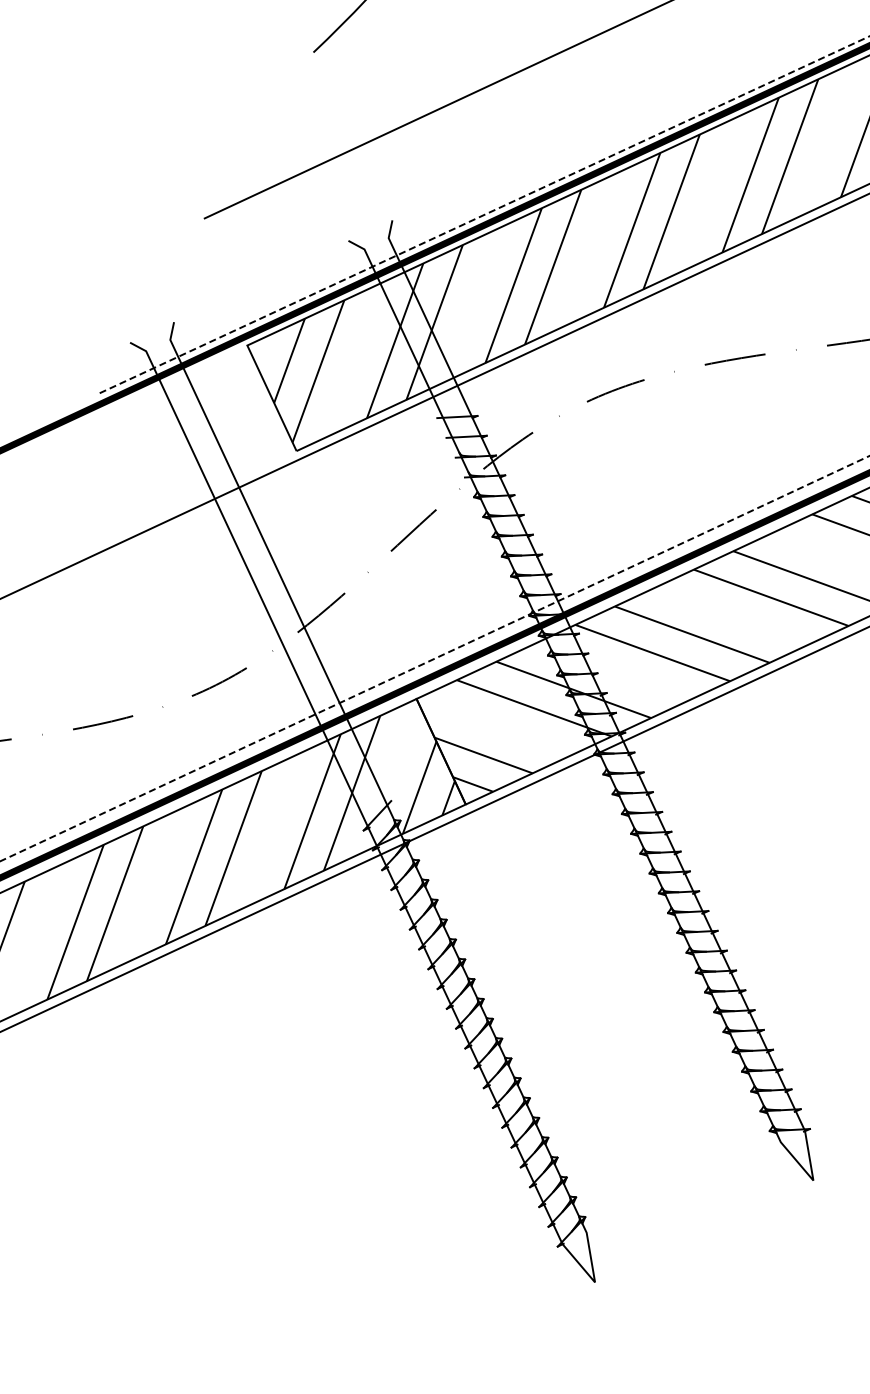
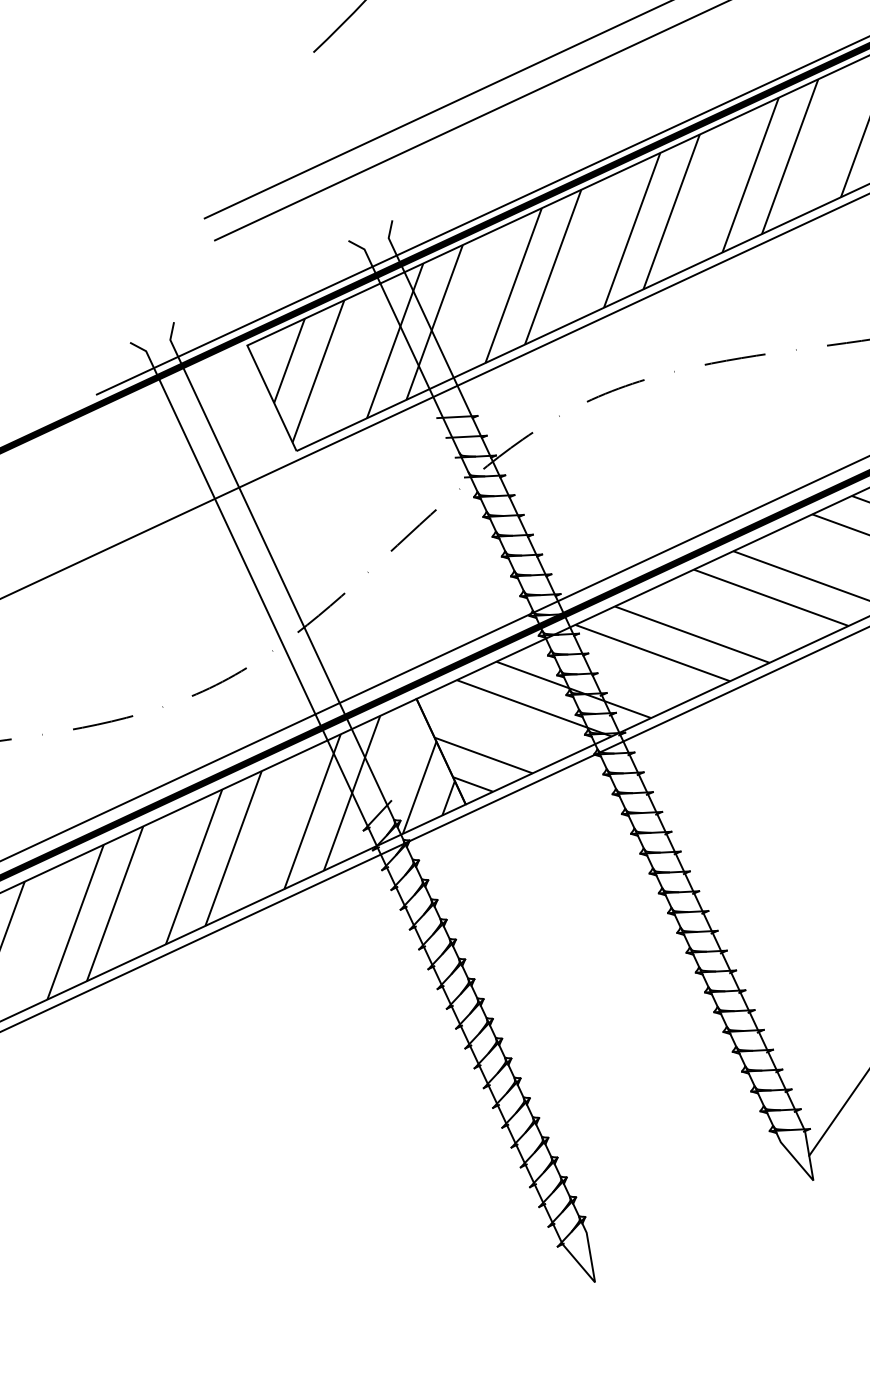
line: none -> present (470, 121)
line: dashed -> solid (483, 215)
line: dashed -> solid (434, 658)
line: none -> present (837, 1114)
